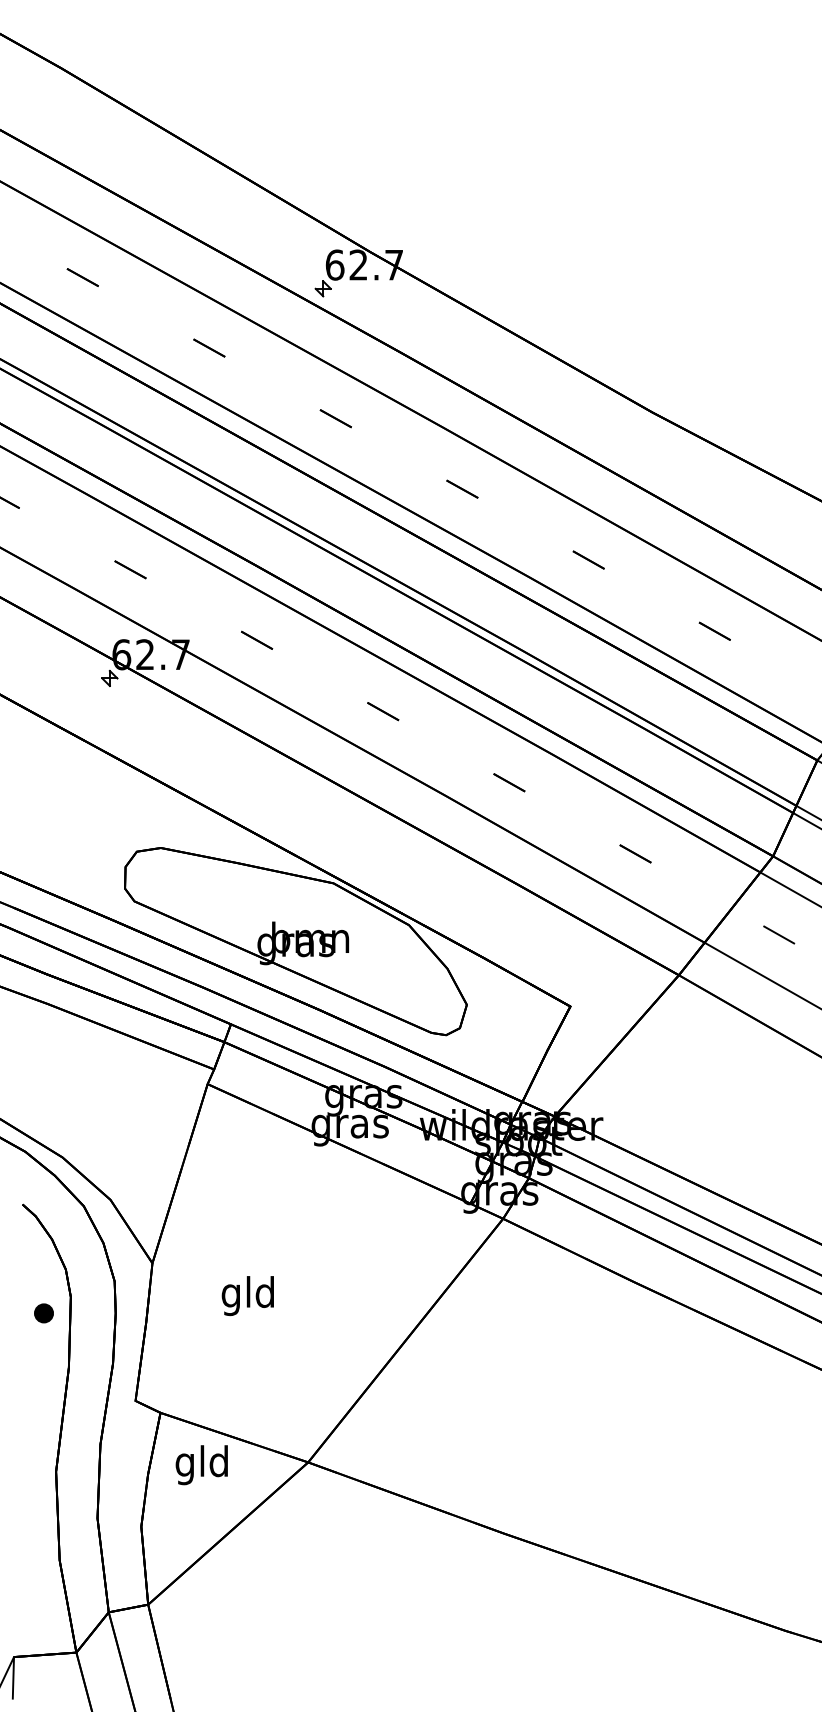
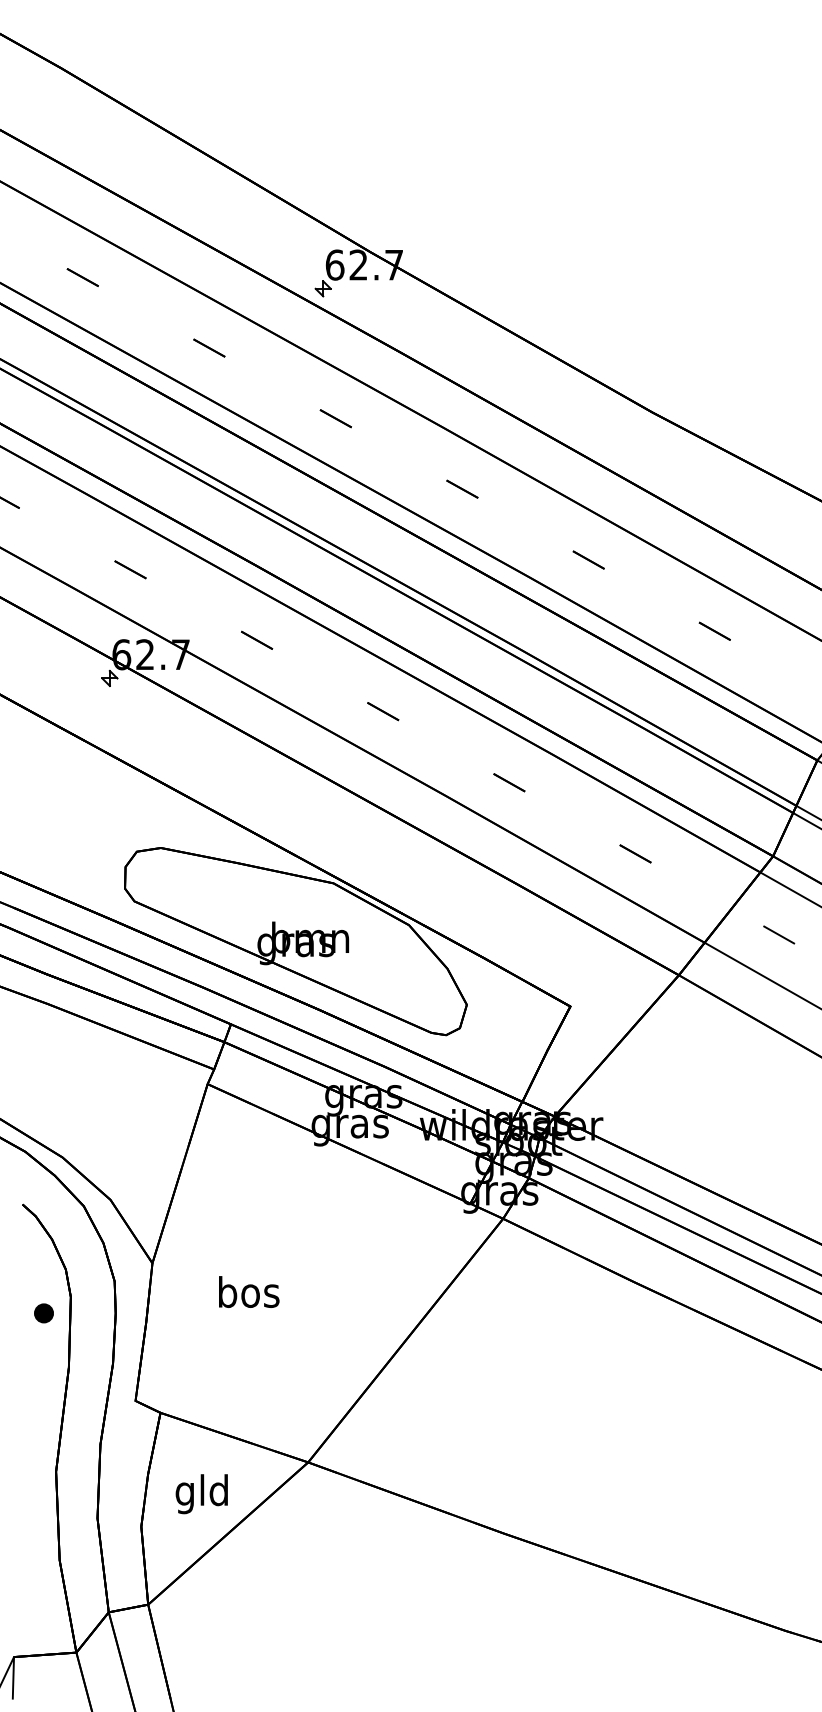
text: gld -> bos (249, 1296)
text position: (201, 1465) -> (201, 1494) (201, 1494)
